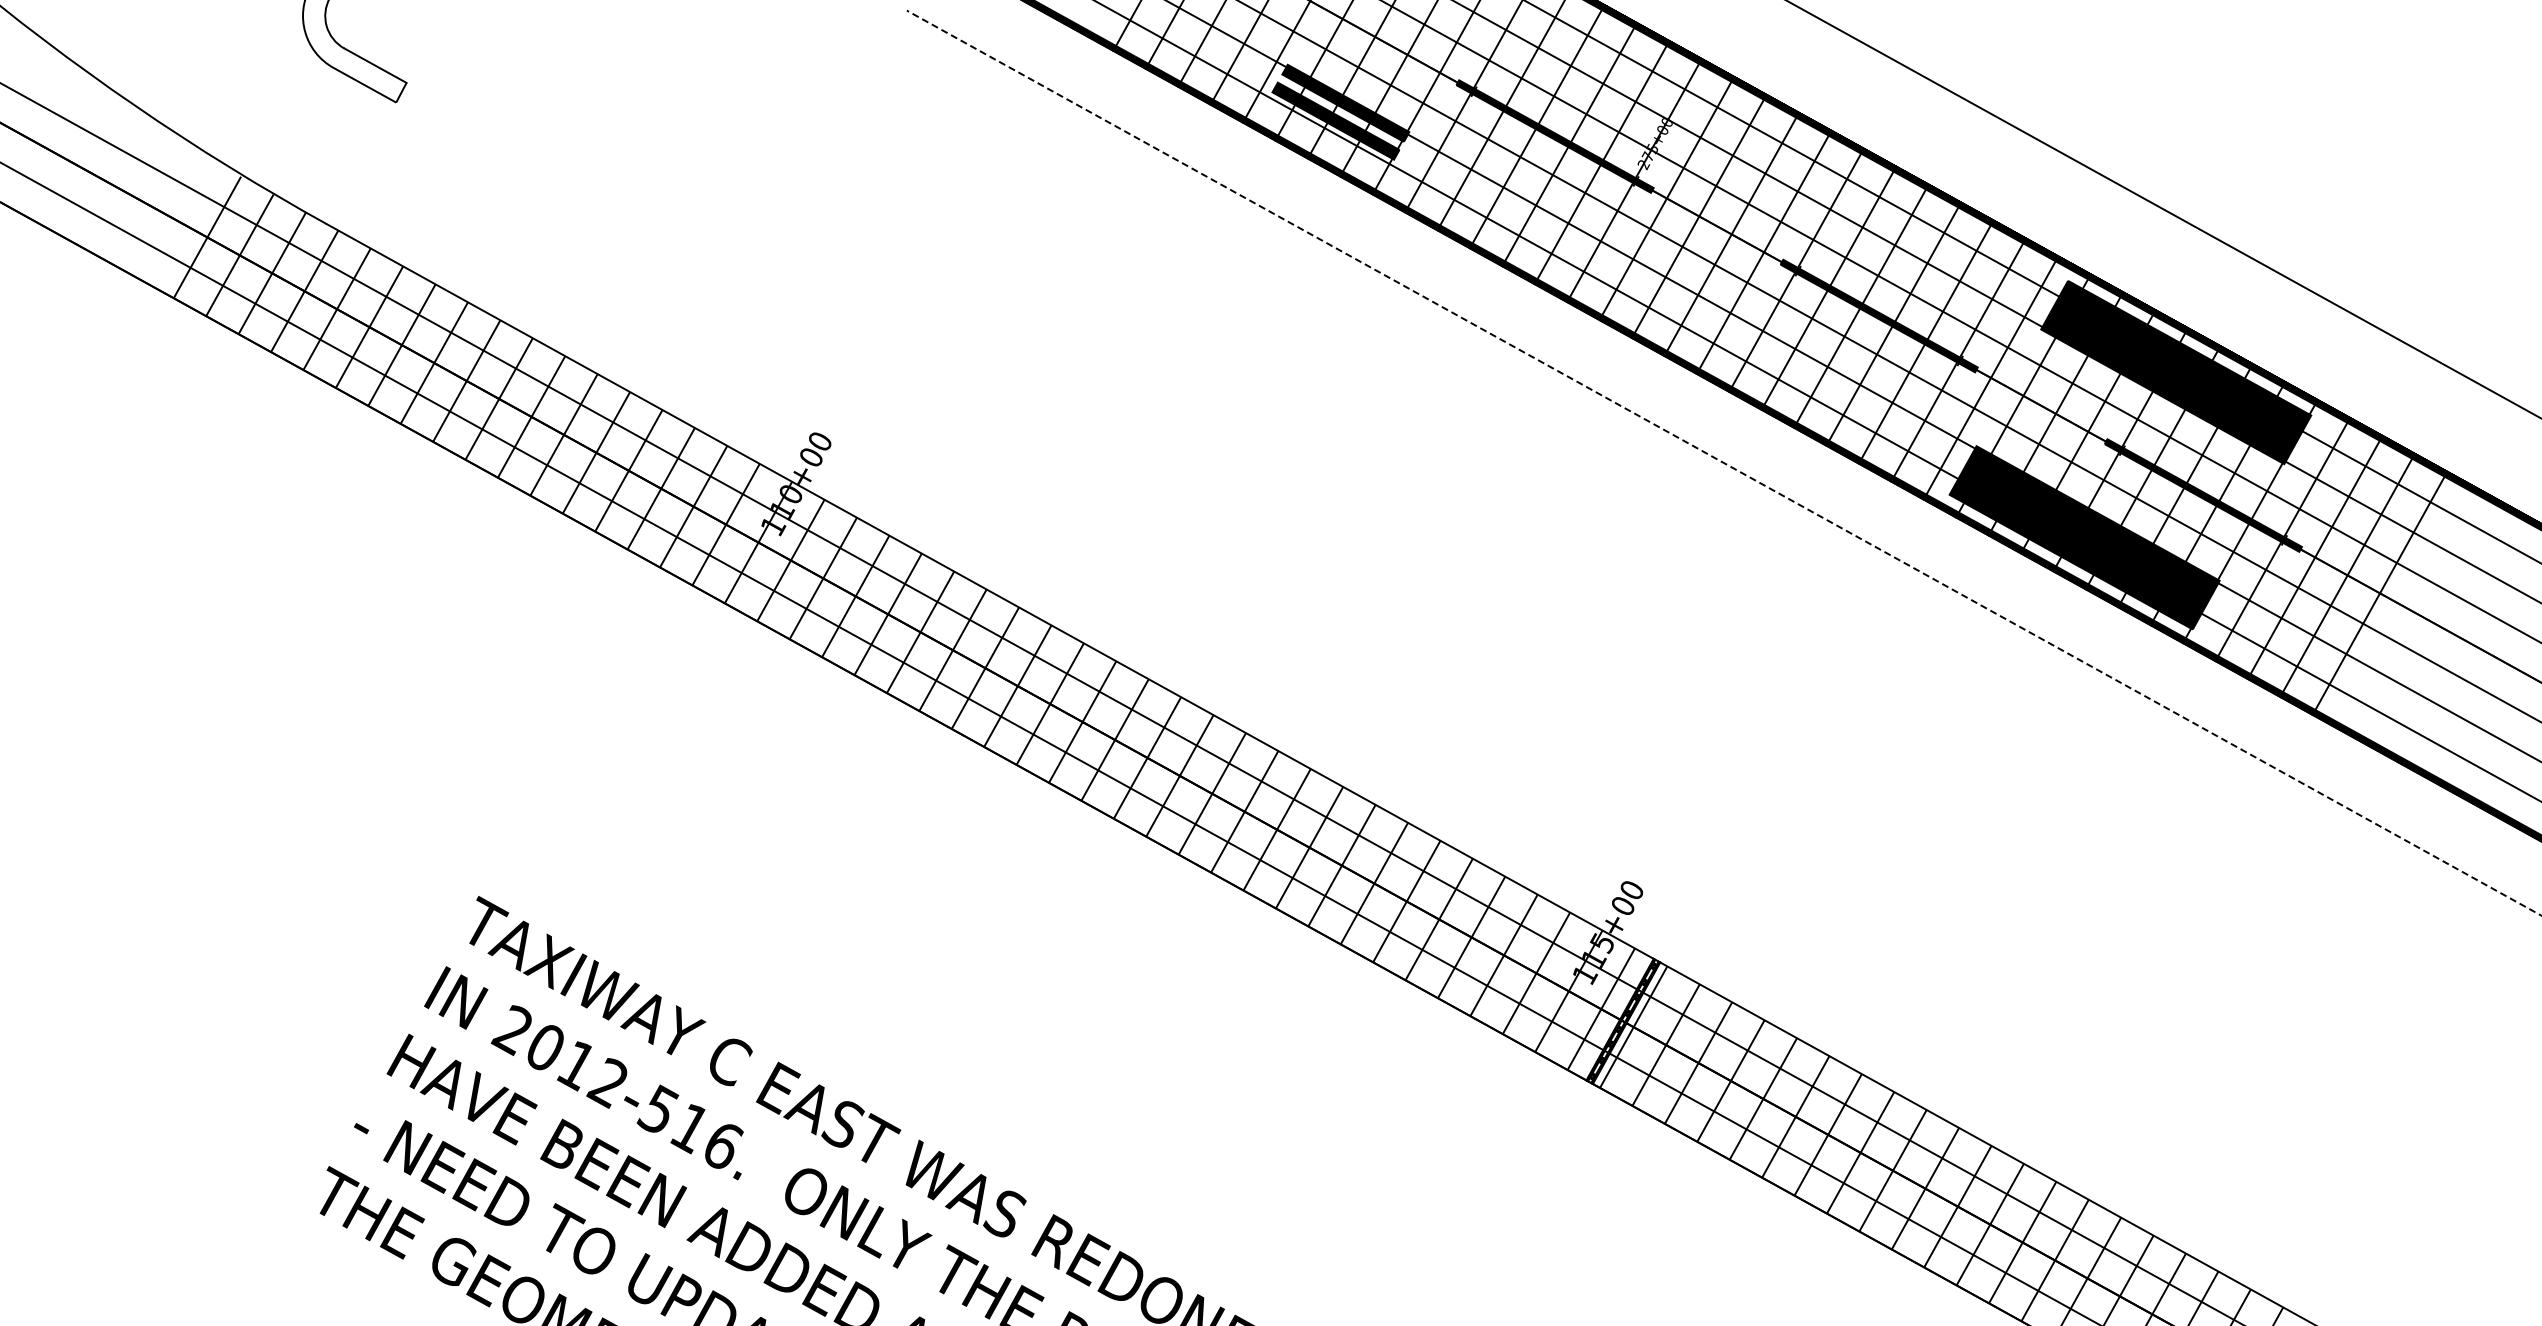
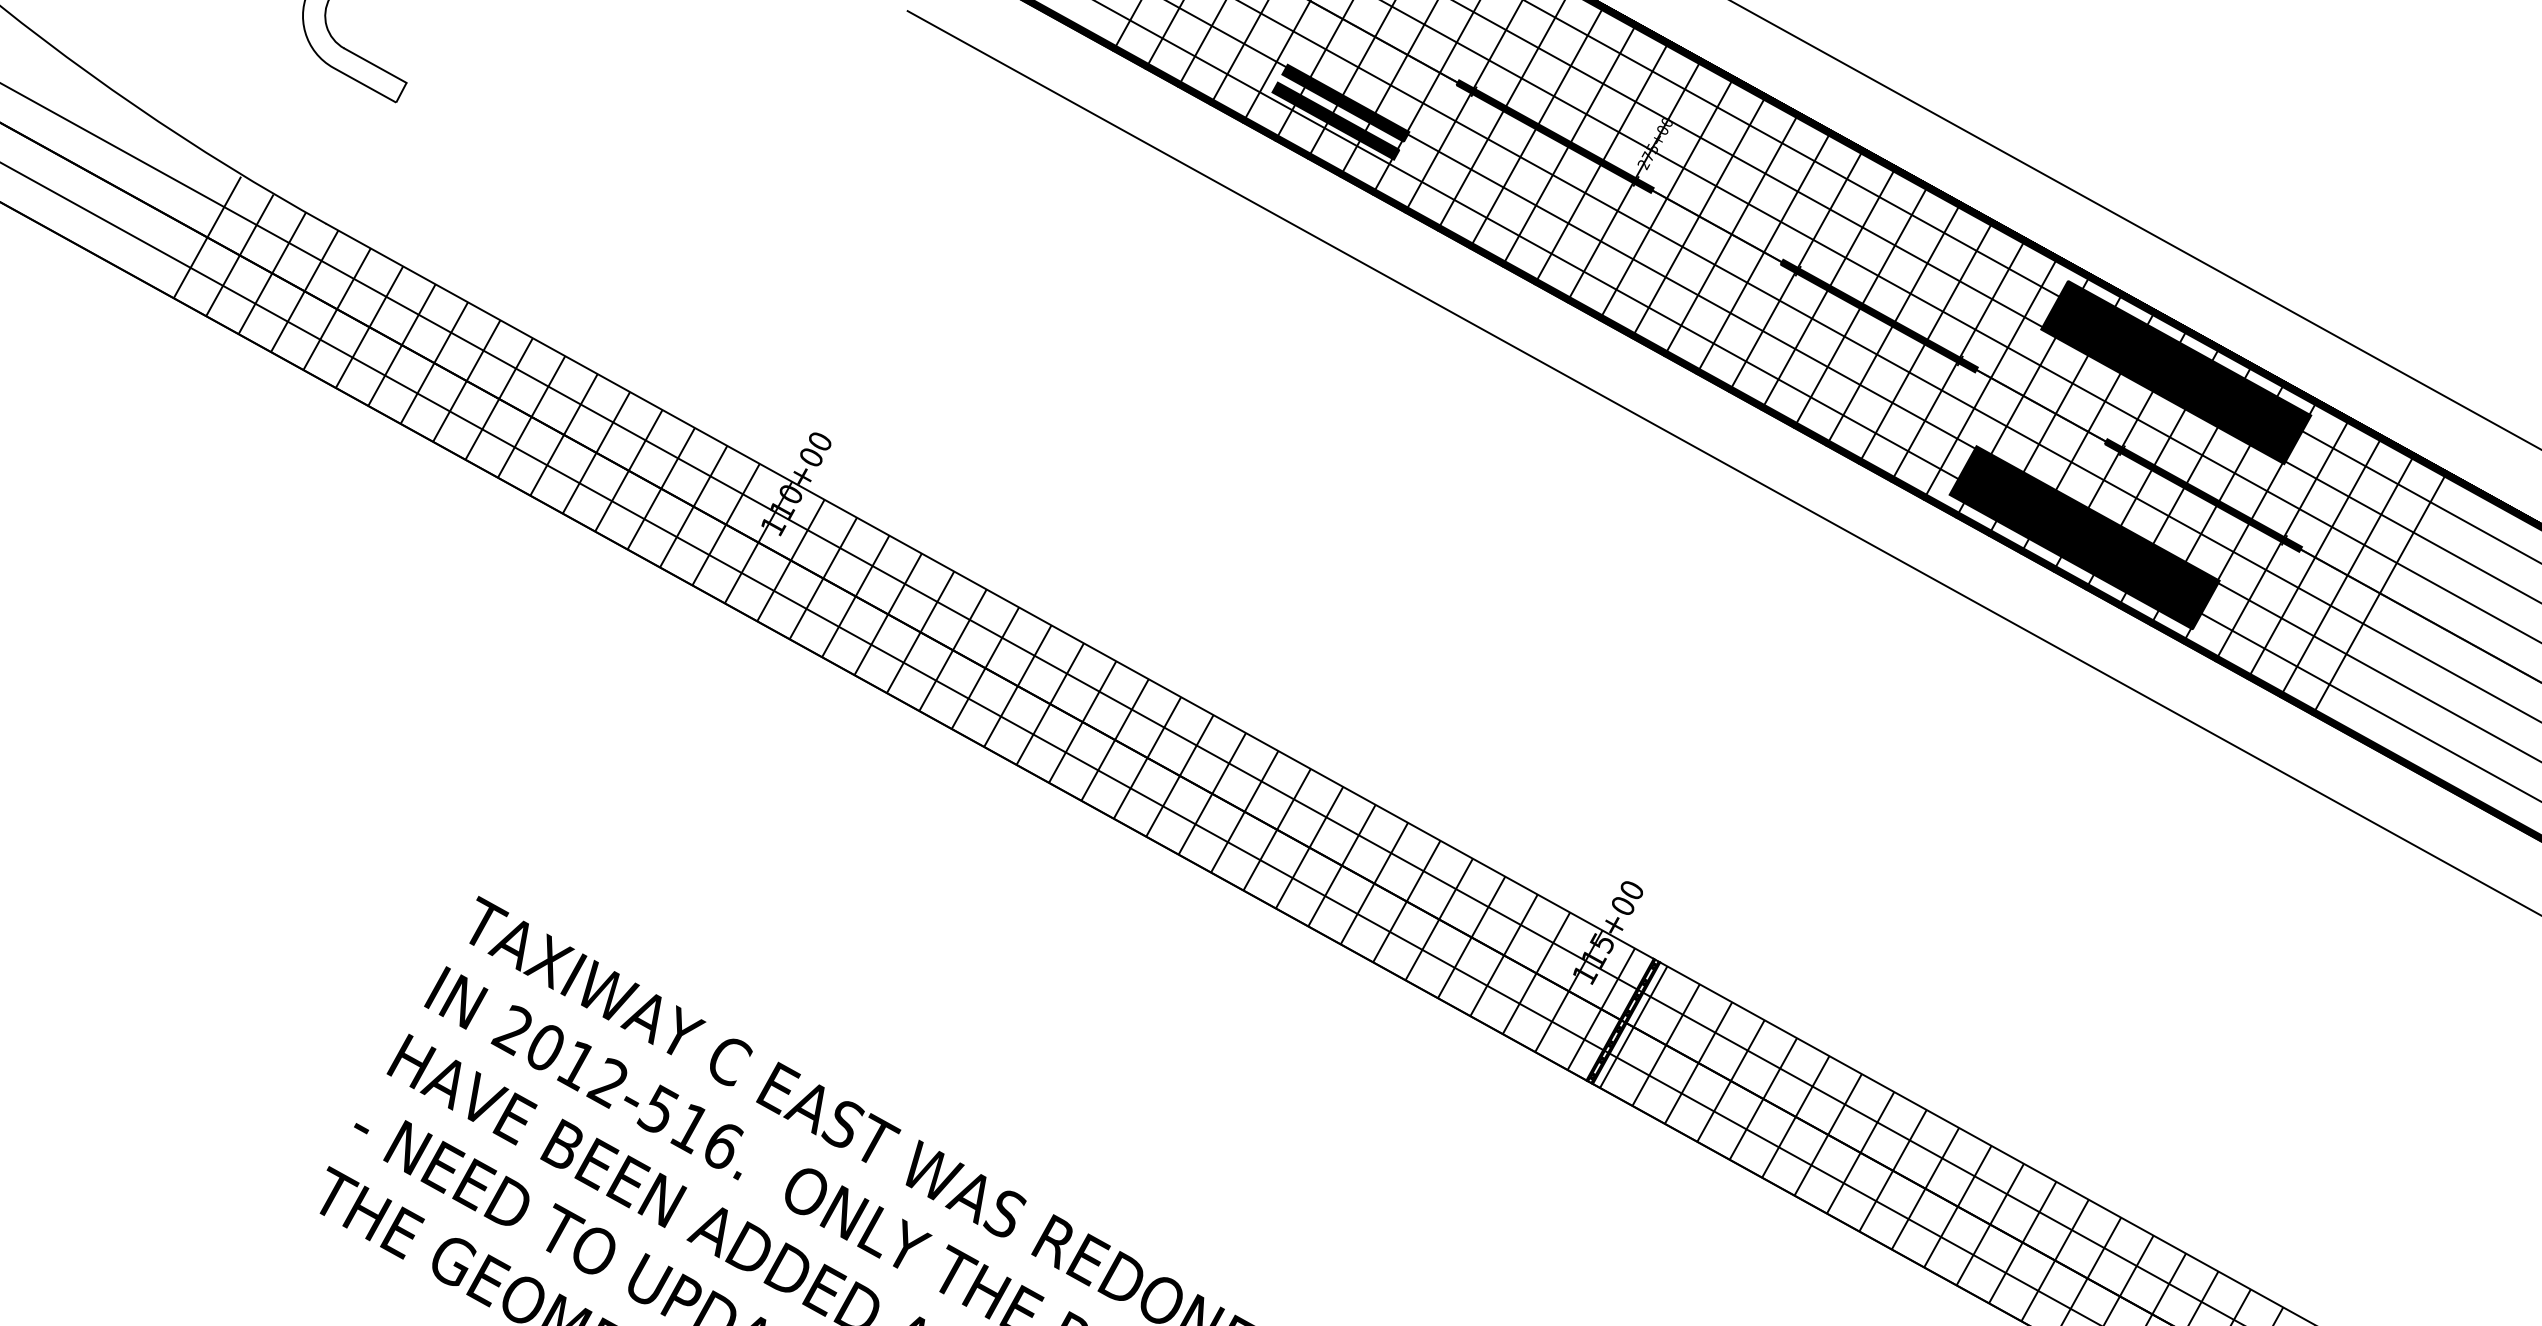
line position: (2163, 209) -> (2135, 225) (2135, 225)
line: dashed -> solid (1723, 462)
